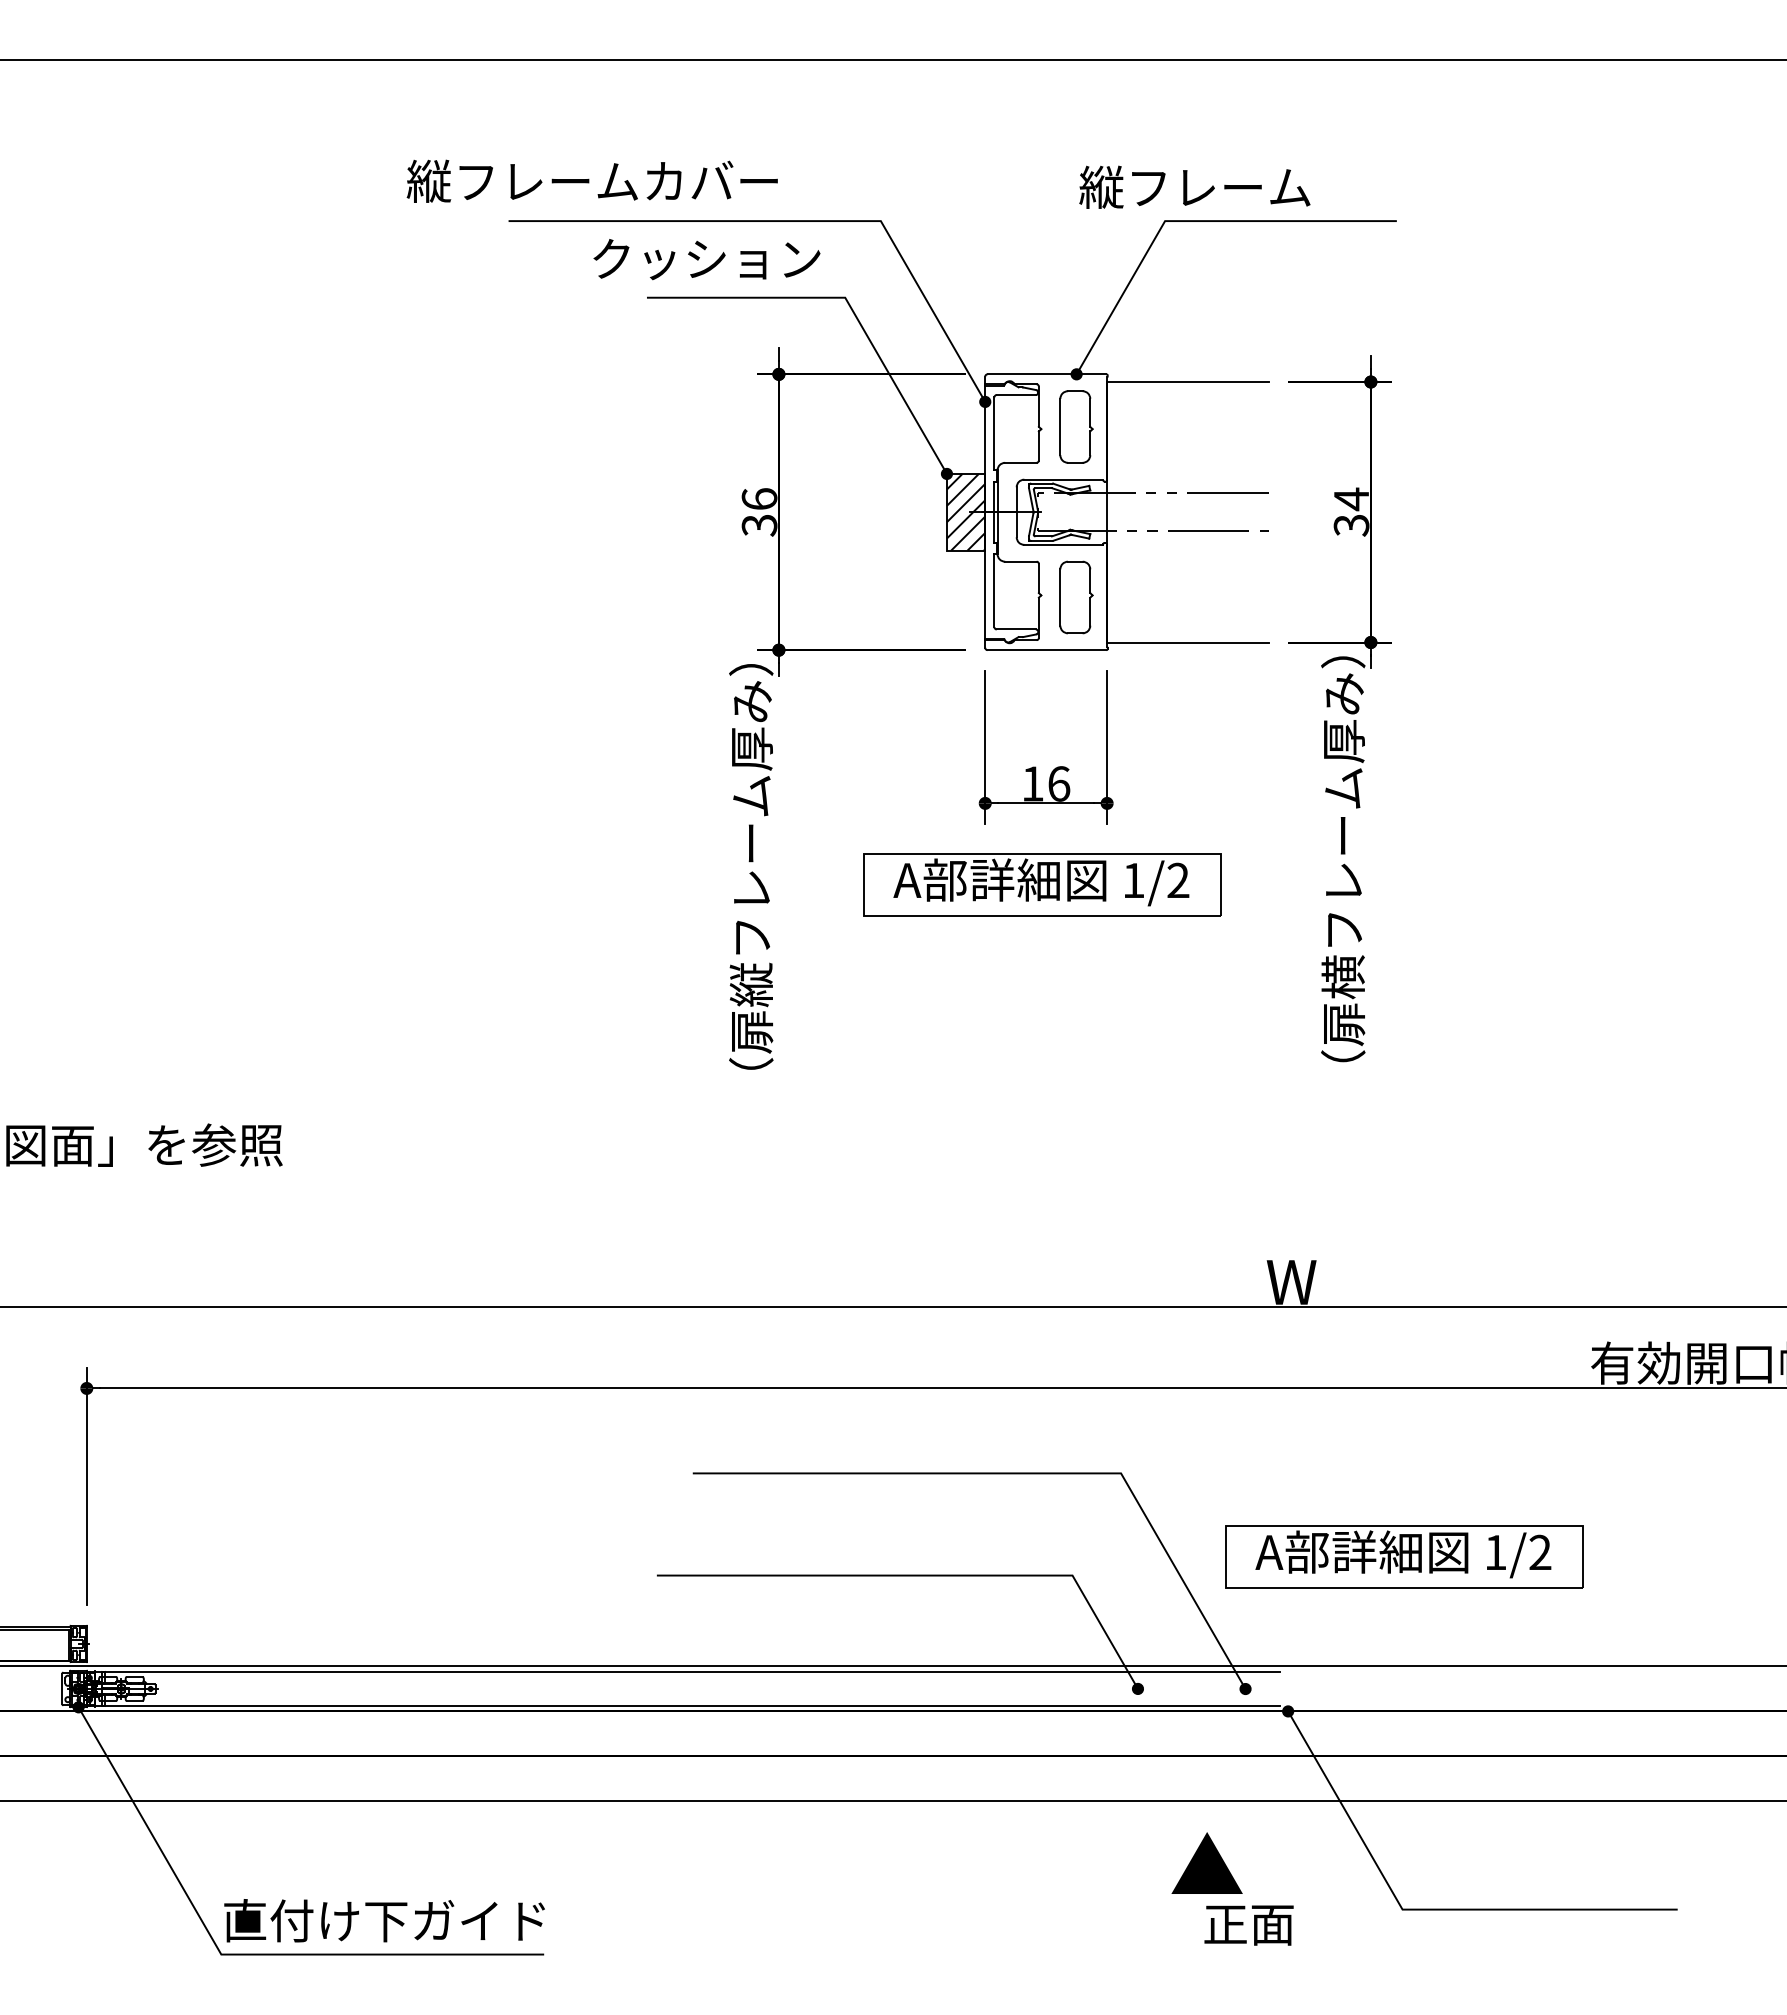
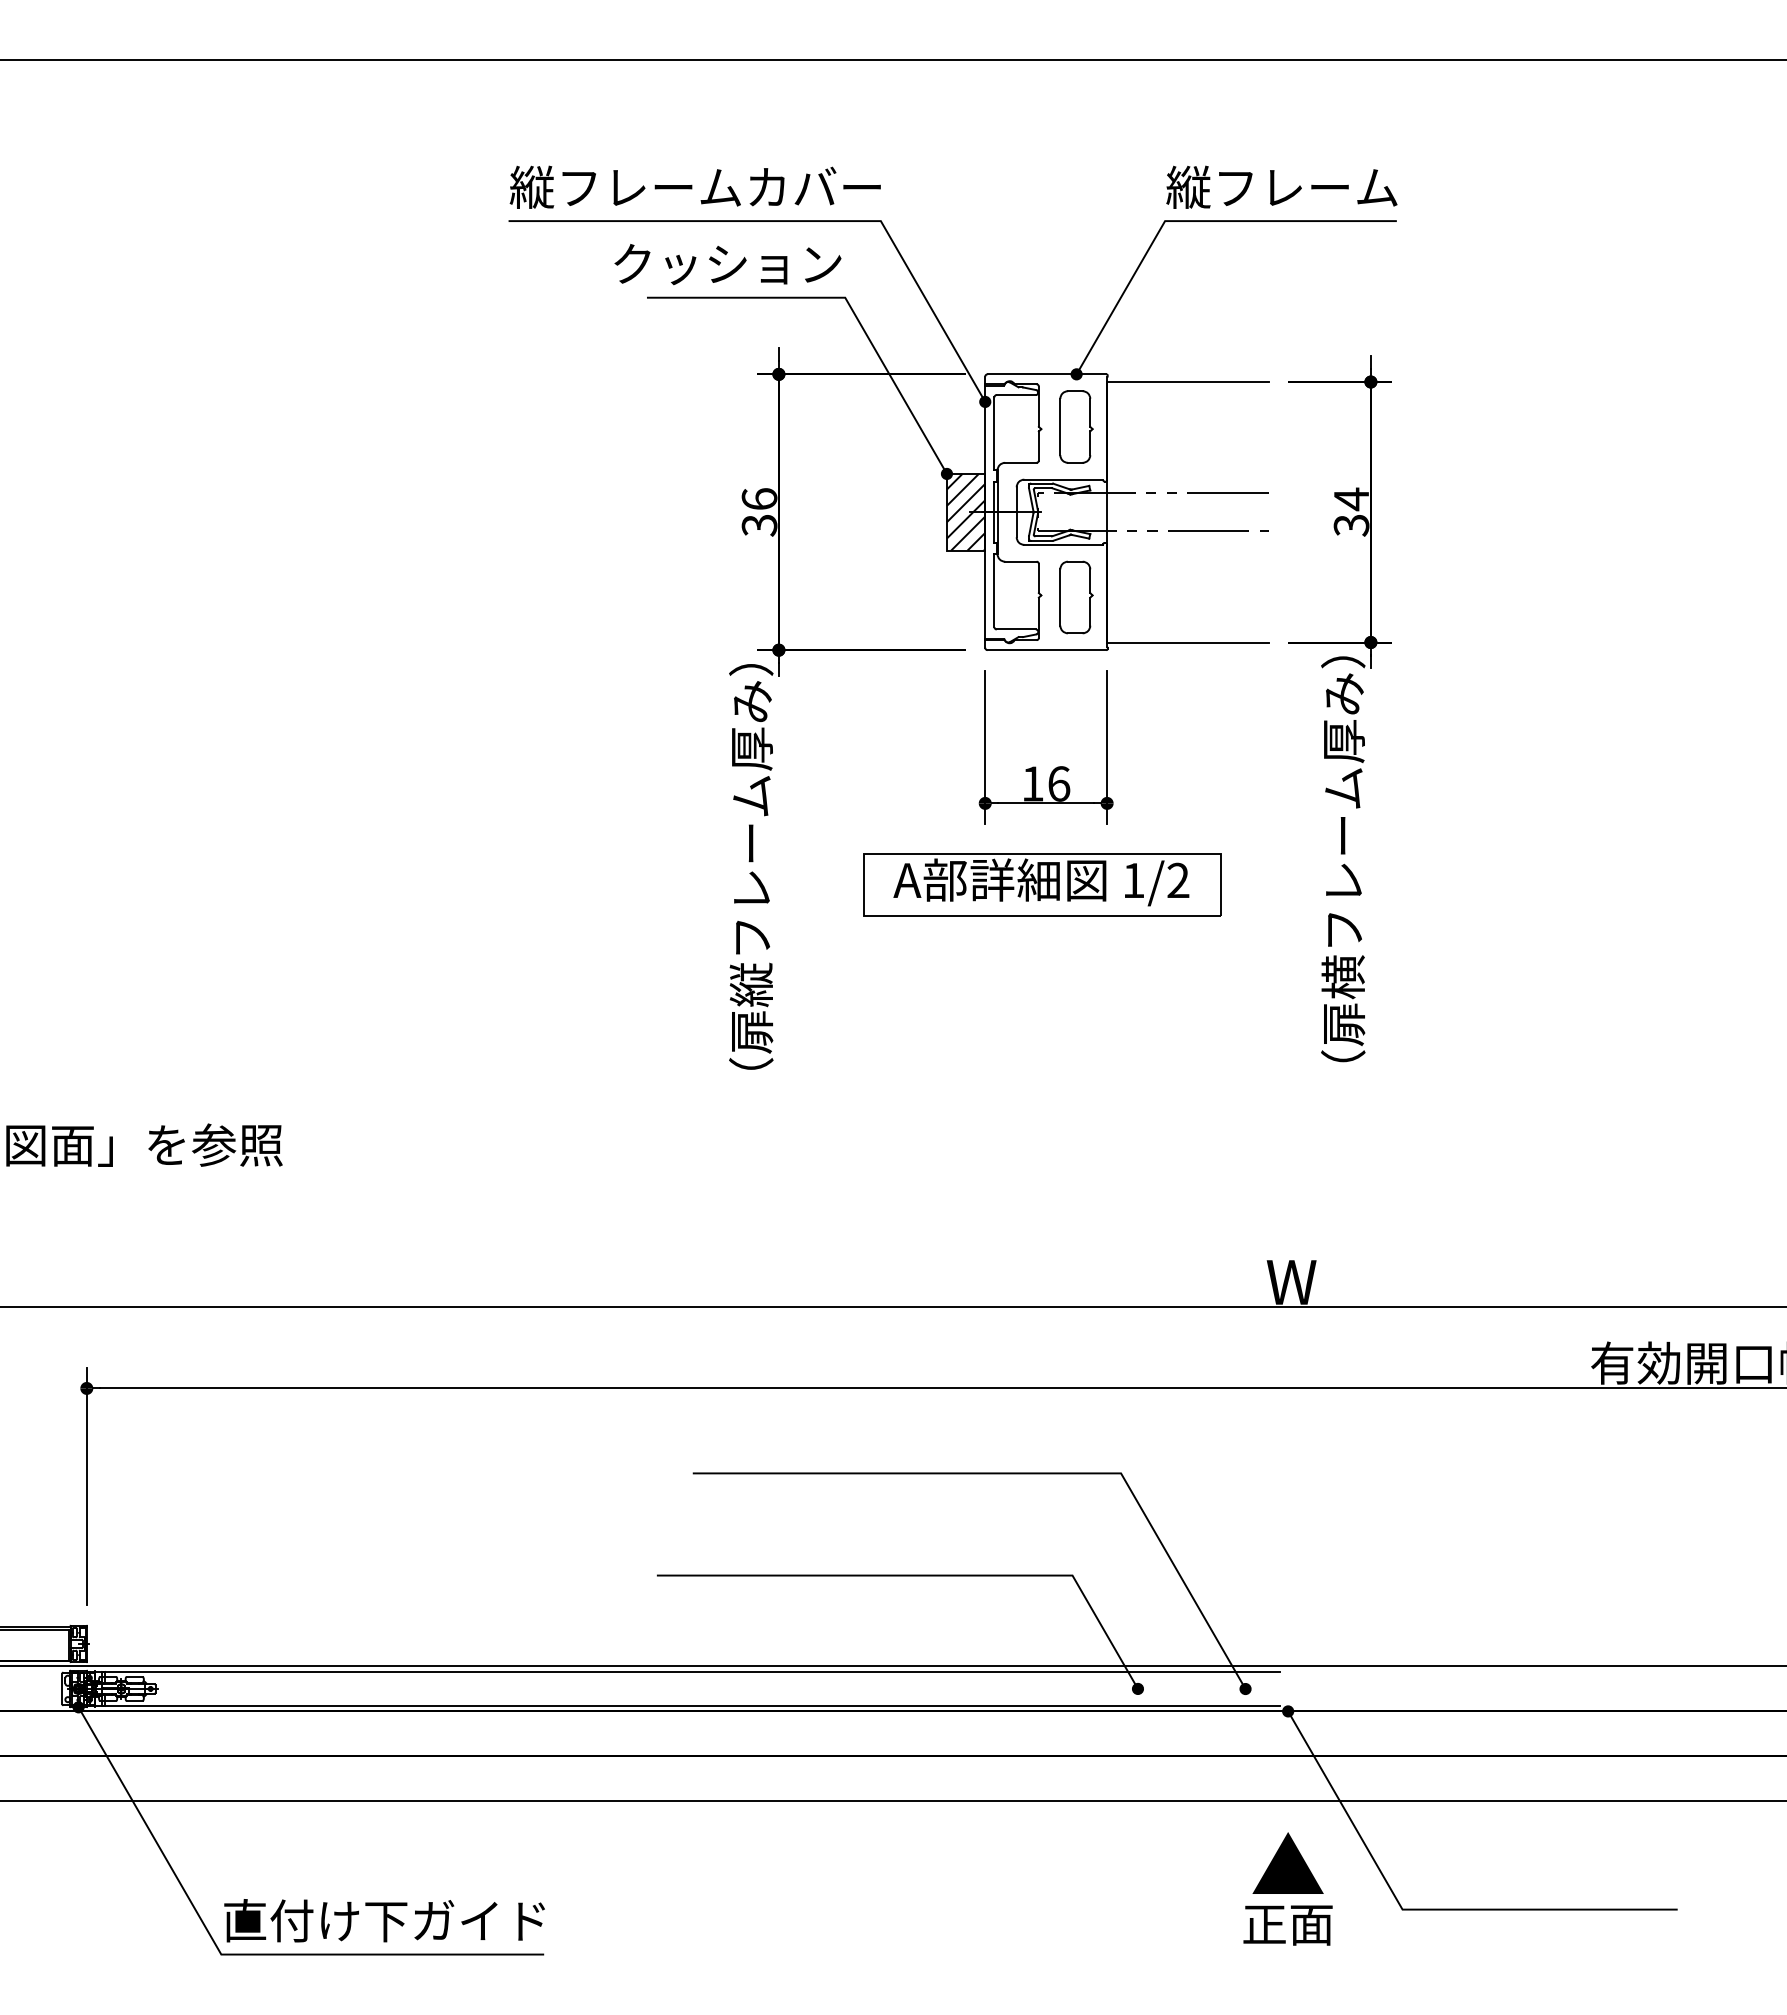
text position: (591, 180) -> (694, 186) (694, 186)
text position: (1194, 186) -> (1281, 186) (1281, 186)
text position: (706, 259) -> (727, 264) (727, 264)
part: present -> none (1404, 1556)
part position: (1206, 1862) -> (1287, 1862) (1287, 1862)
text position: (1248, 1925) -> (1287, 1925) (1287, 1925)
